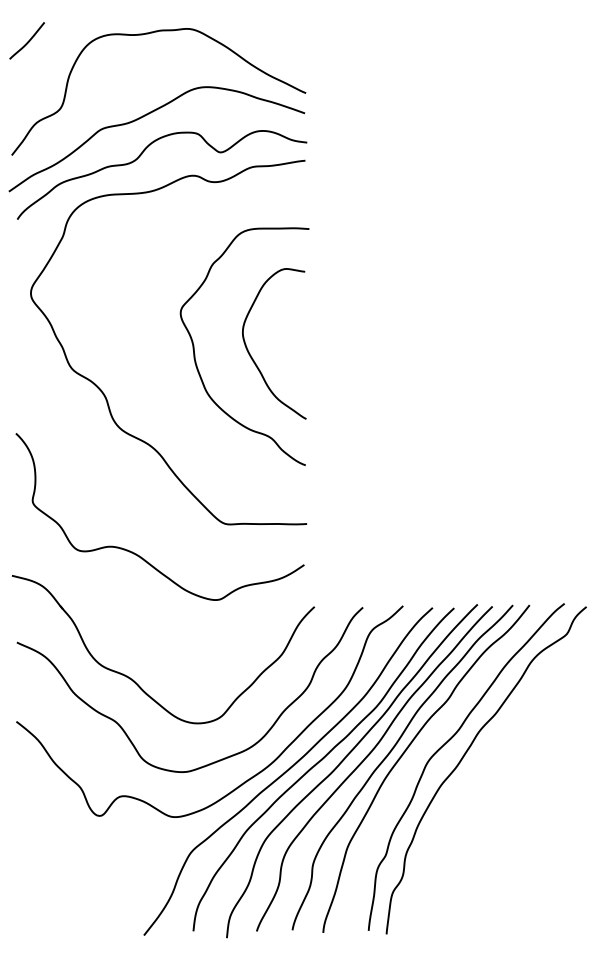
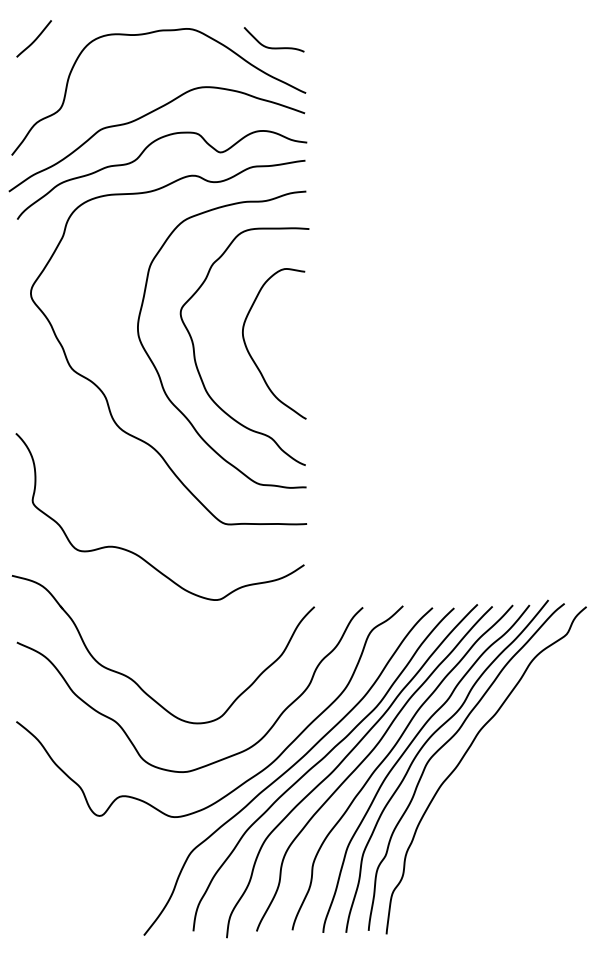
curve position: (27, 41) -> (34, 39) (34, 39)
curve: none -> present (273, 47)
curve: none -> present (158, 371)
curve: none -> present (421, 750)
